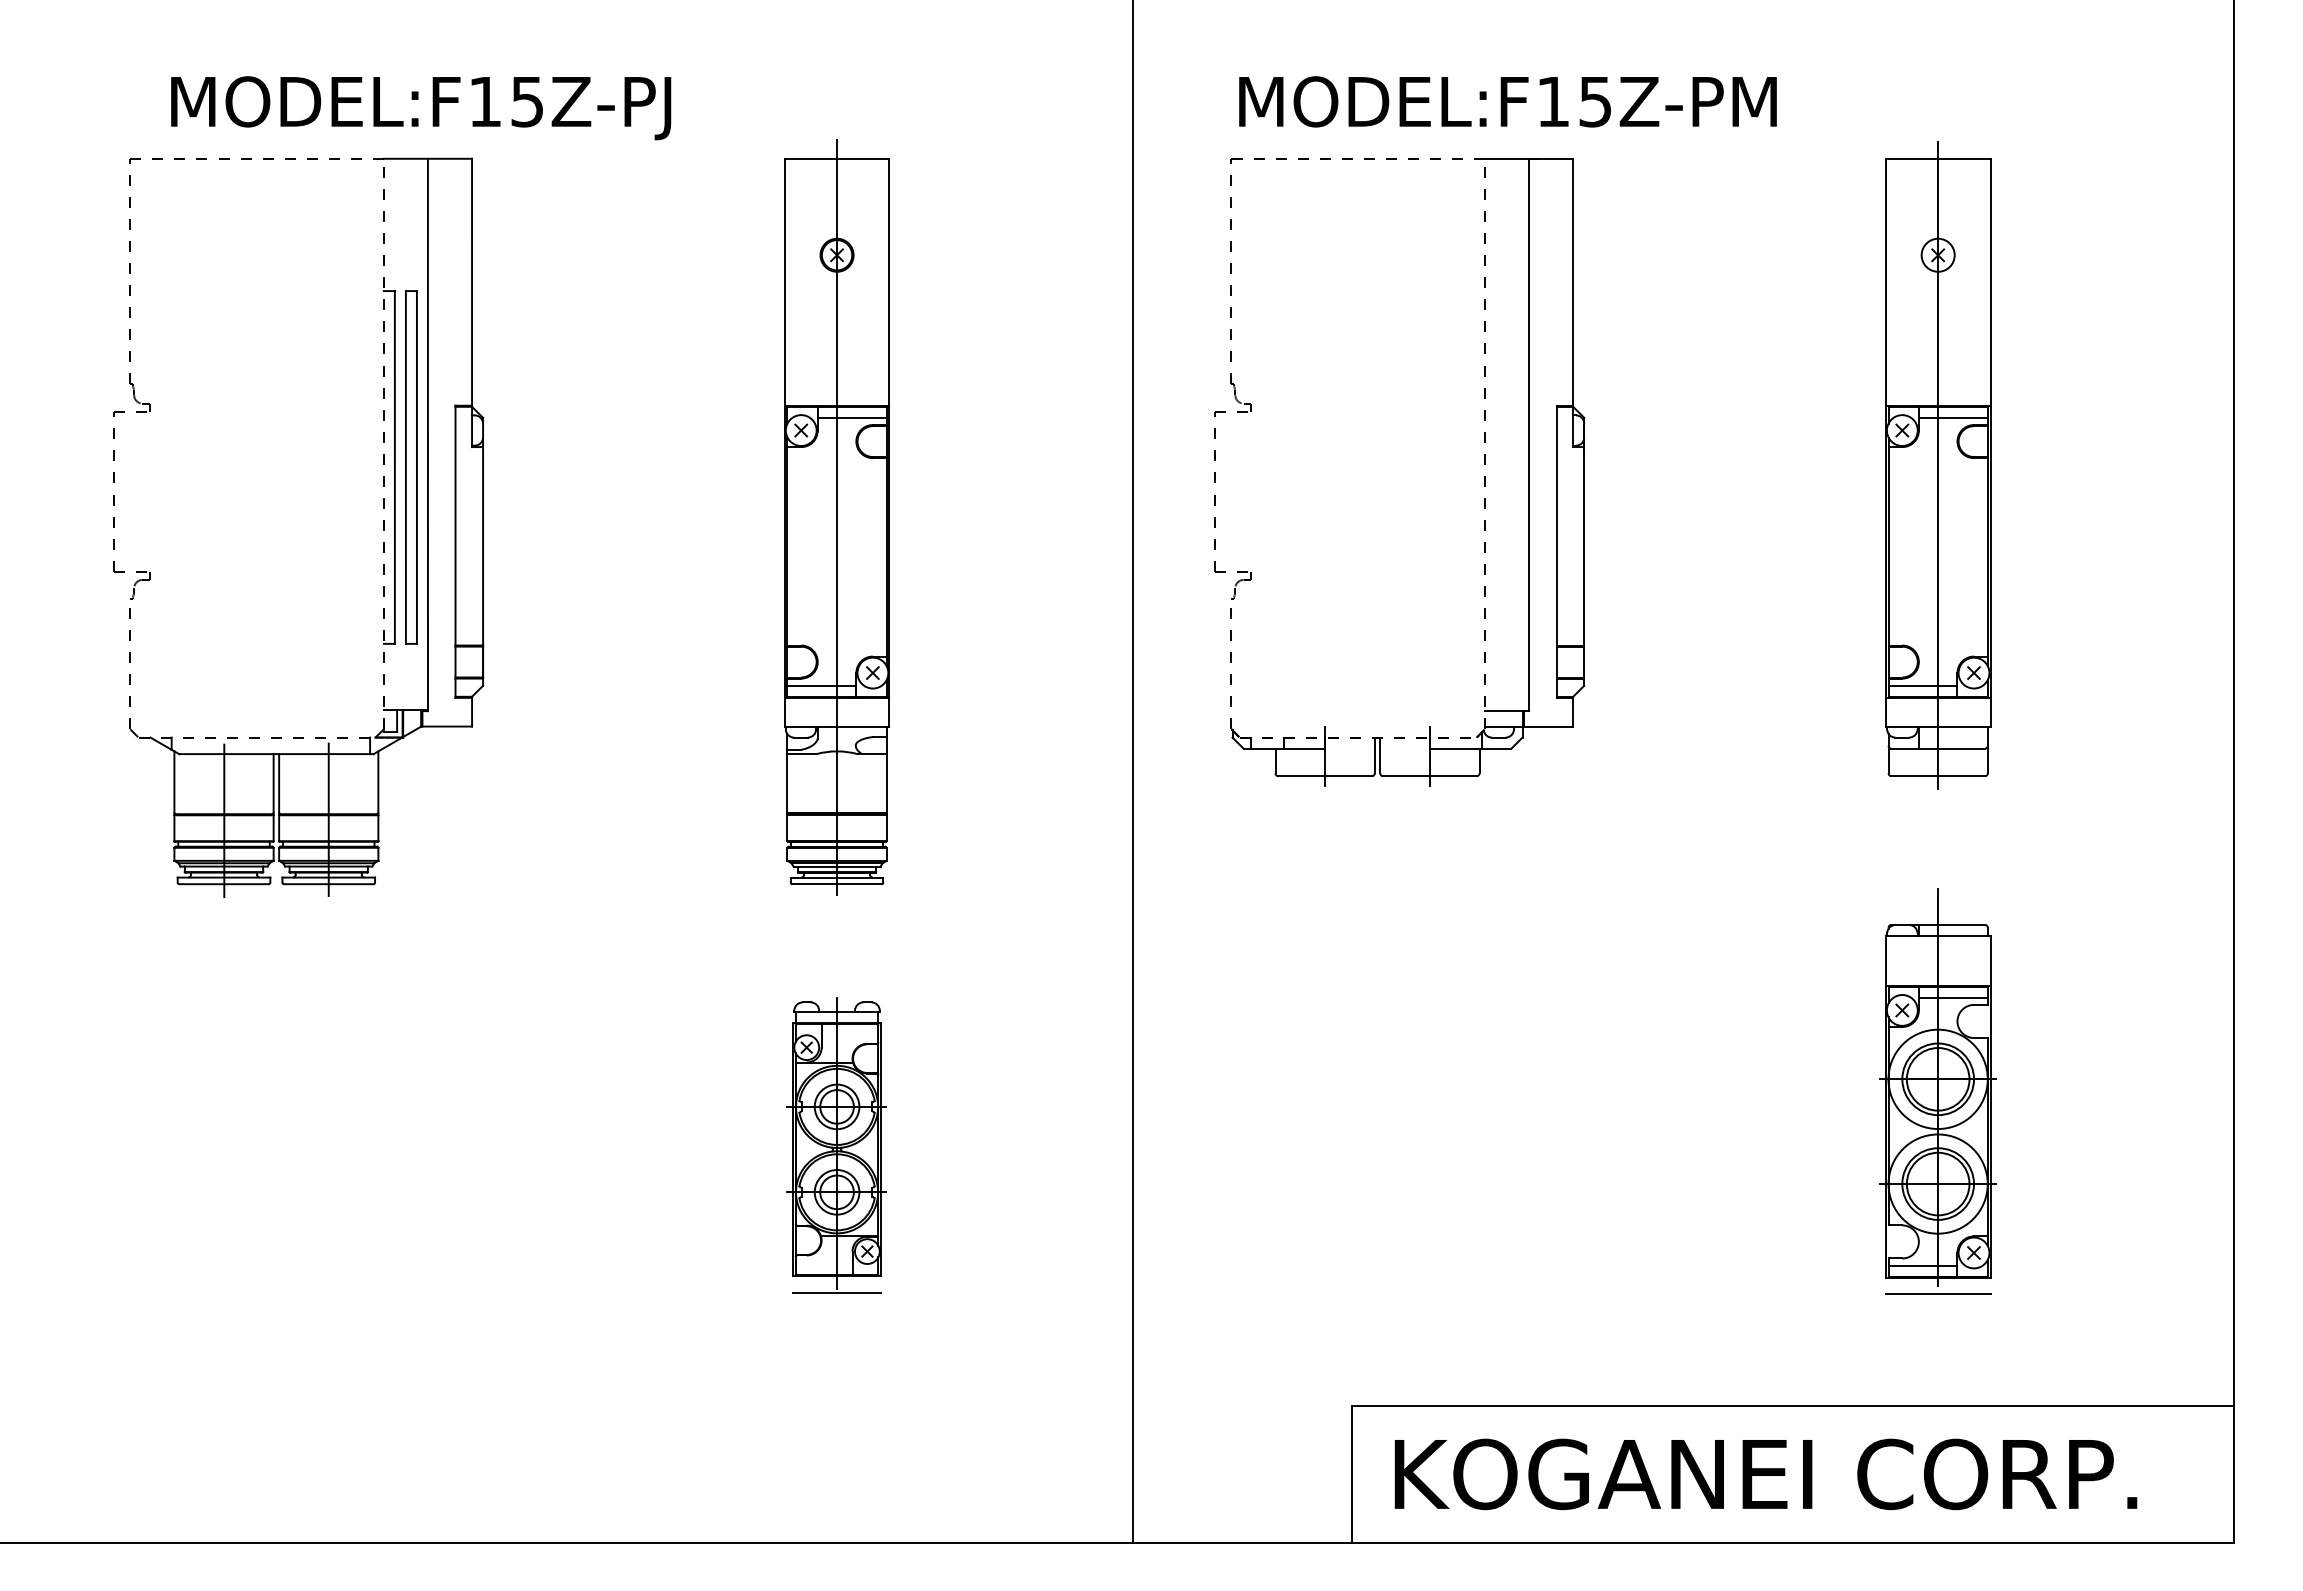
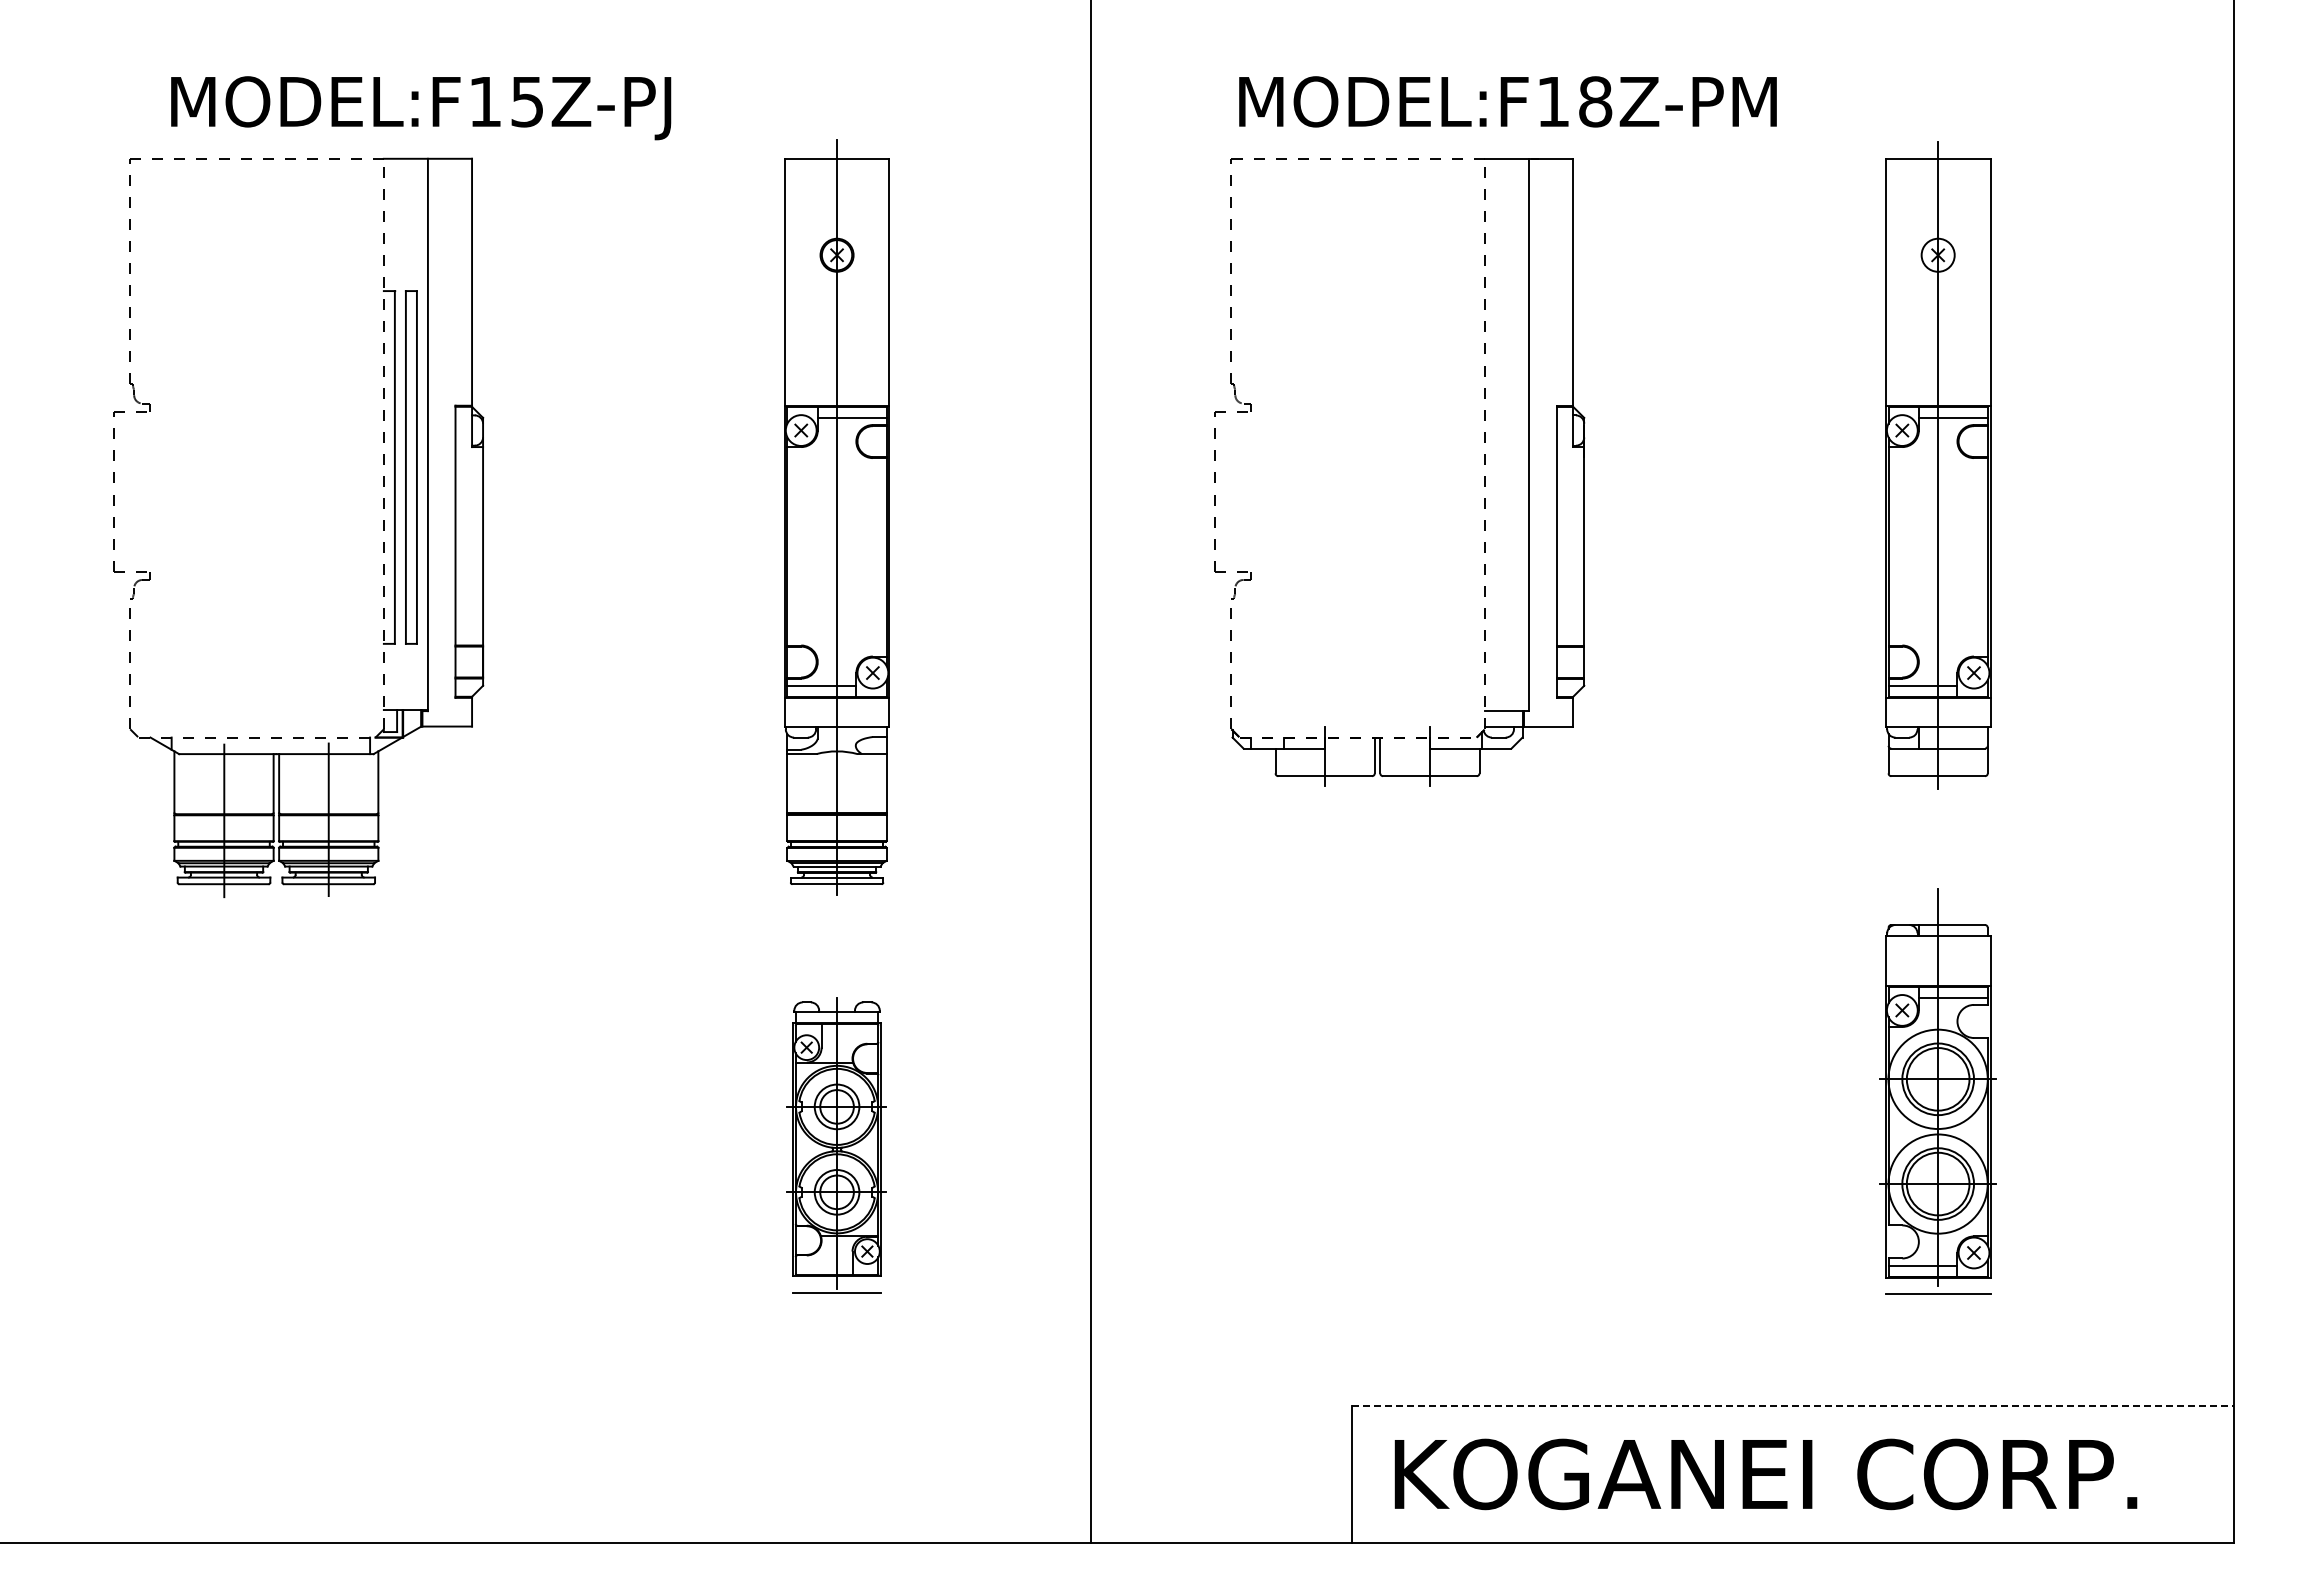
text: MODEL:F15Z-PM -> MODEL:F18Z-PM (1595, 101)
line position: (1132, 772) -> (1090, 772) (1090, 772)
line: solid -> dashed (1792, 1405)
